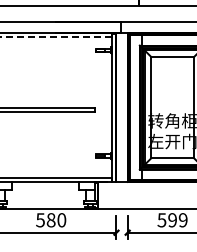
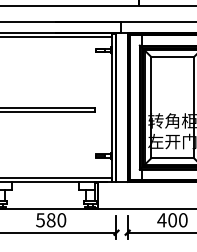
line: dashed -> solid (56, 37)
text: 599 -> 400 (172, 220)
